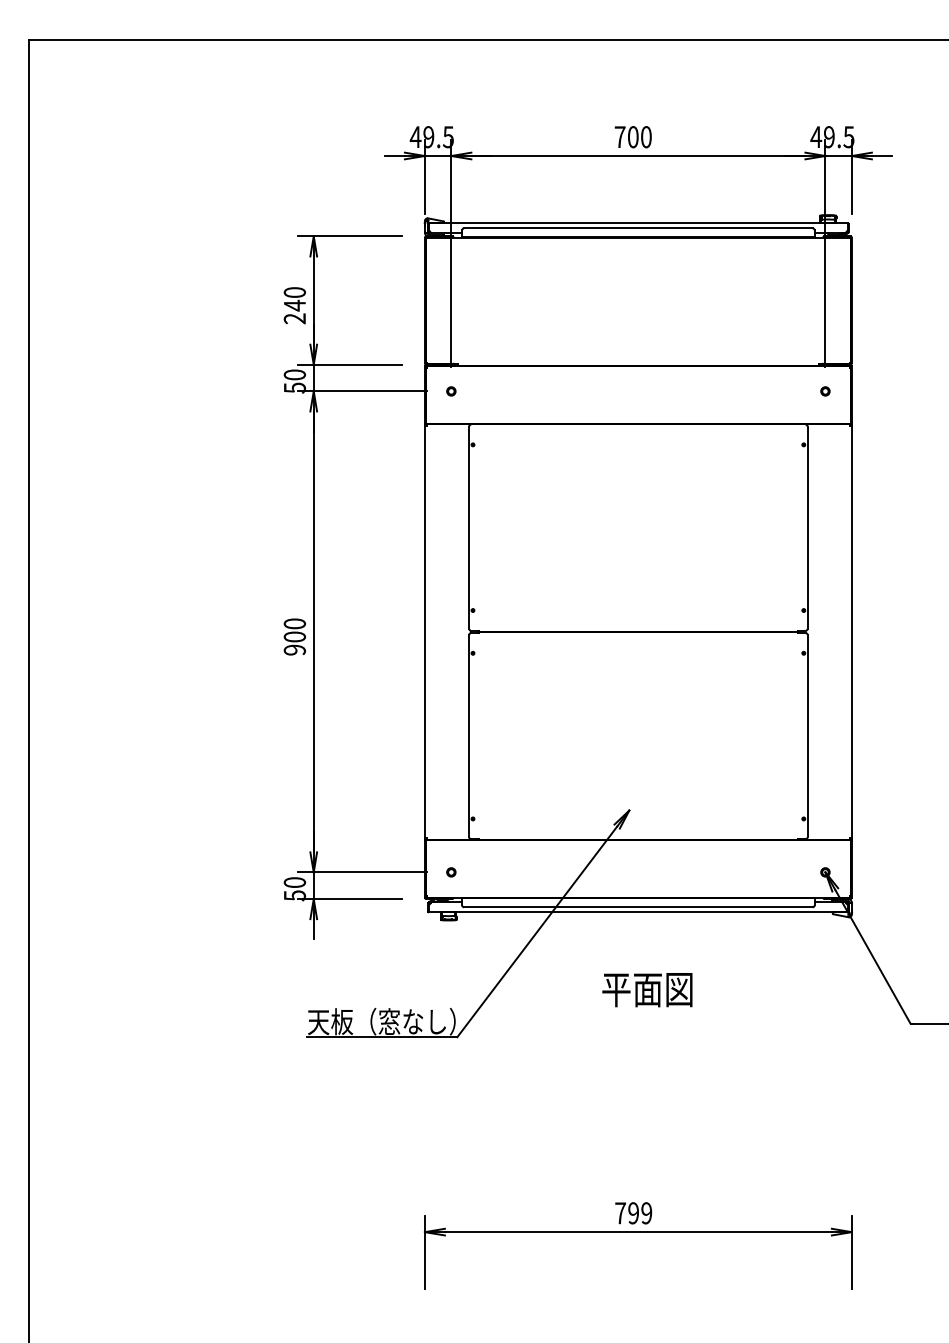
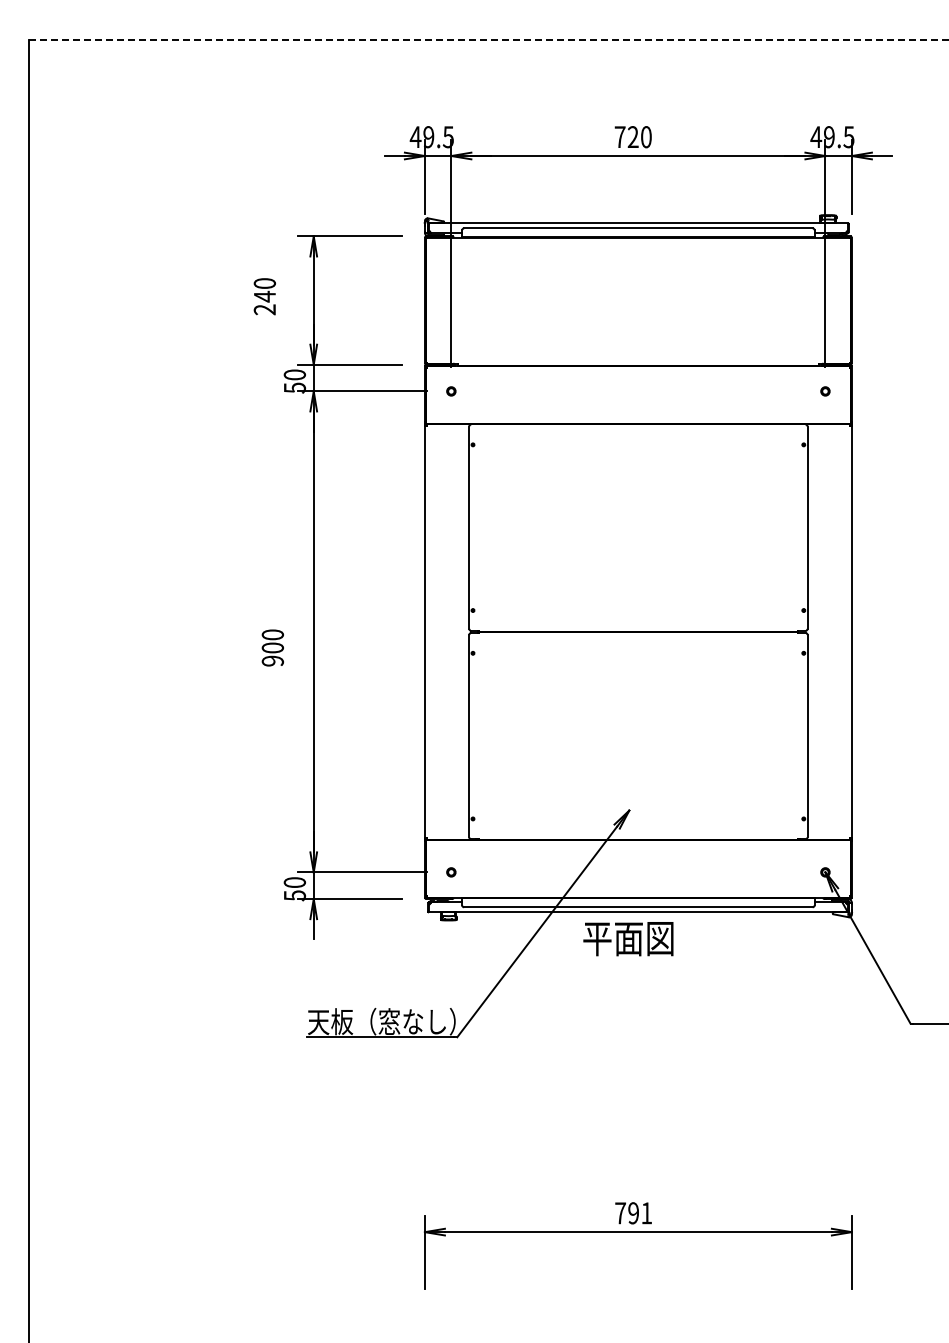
line: solid -> dashed (488, 40)
text: 700 -> 720 (632, 137)
text position: (294, 305) -> (264, 296) (264, 296)
text position: (294, 636) -> (272, 647) (272, 647)
text position: (647, 990) -> (628, 939) (628, 939)
text: 799 -> 791 (646, 1213)
